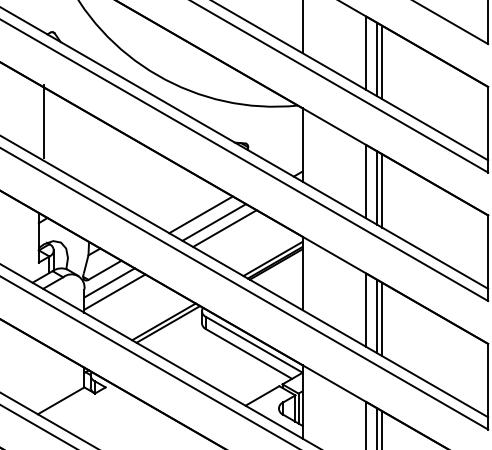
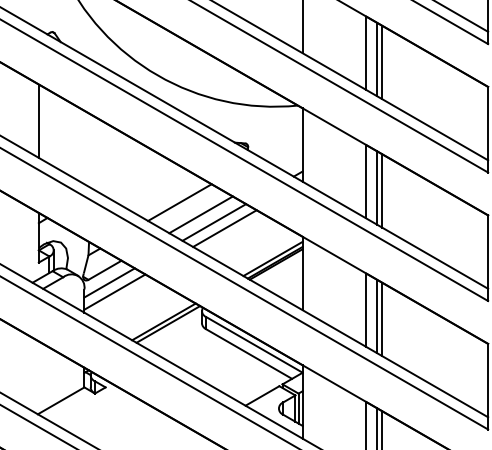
line: none -> present (462, 16)
line position: (43, 120) -> (38, 120) (38, 120)
line: none -> present (179, 202)
